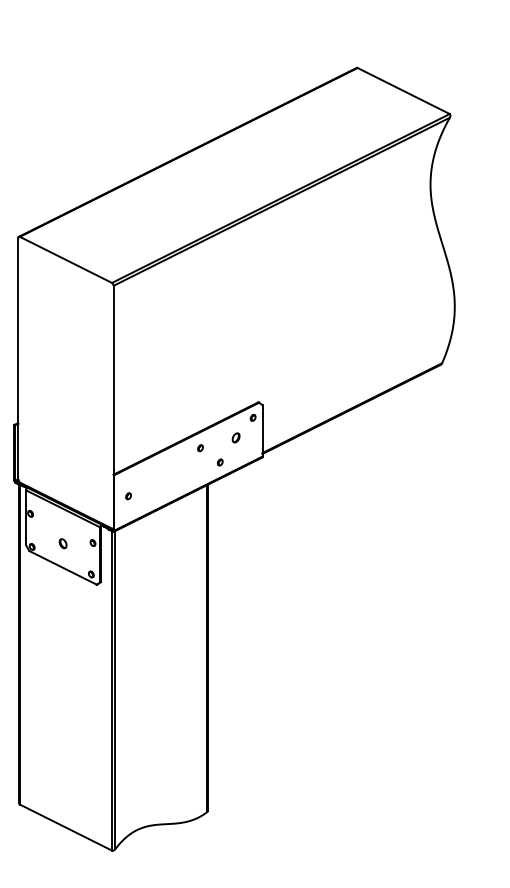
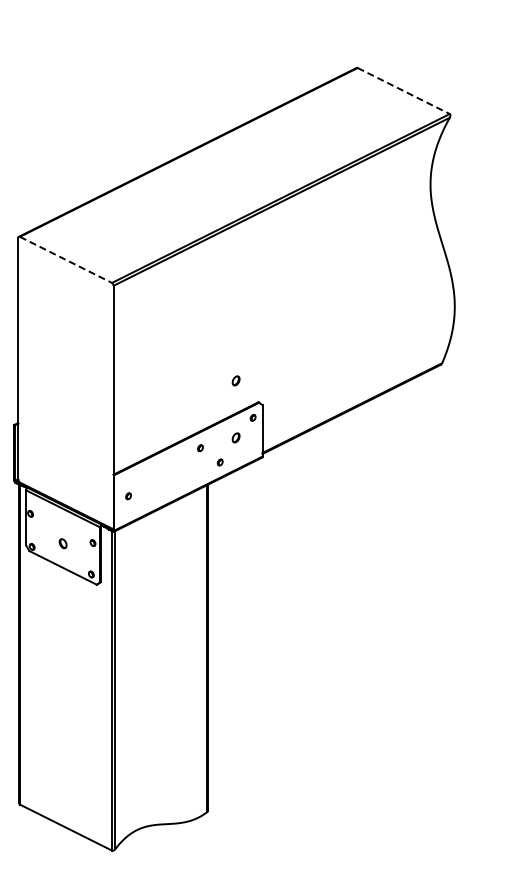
line: solid -> dashed (404, 91)
line: solid -> dashed (66, 260)
part: none -> present (235, 380)
